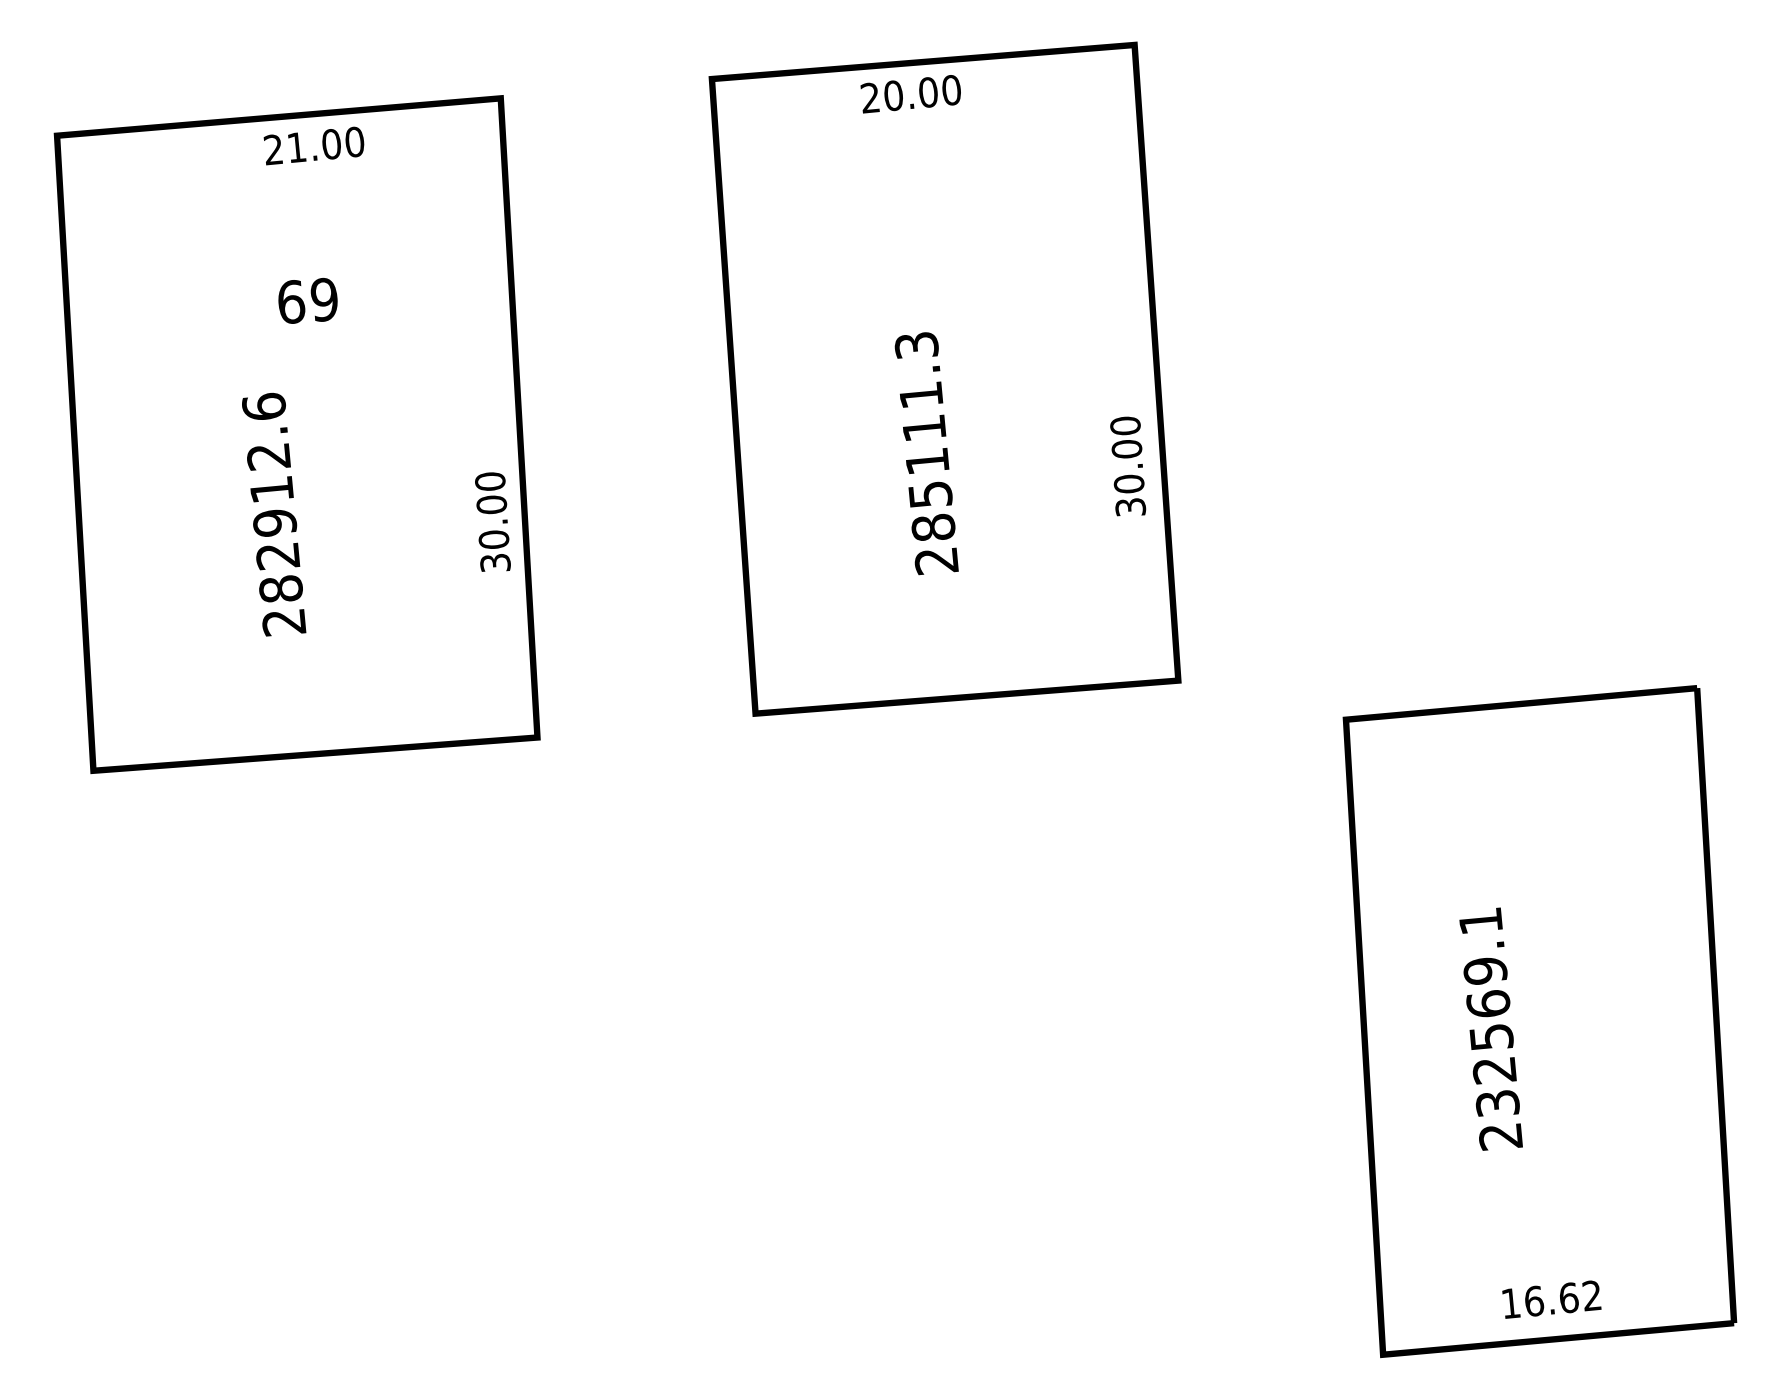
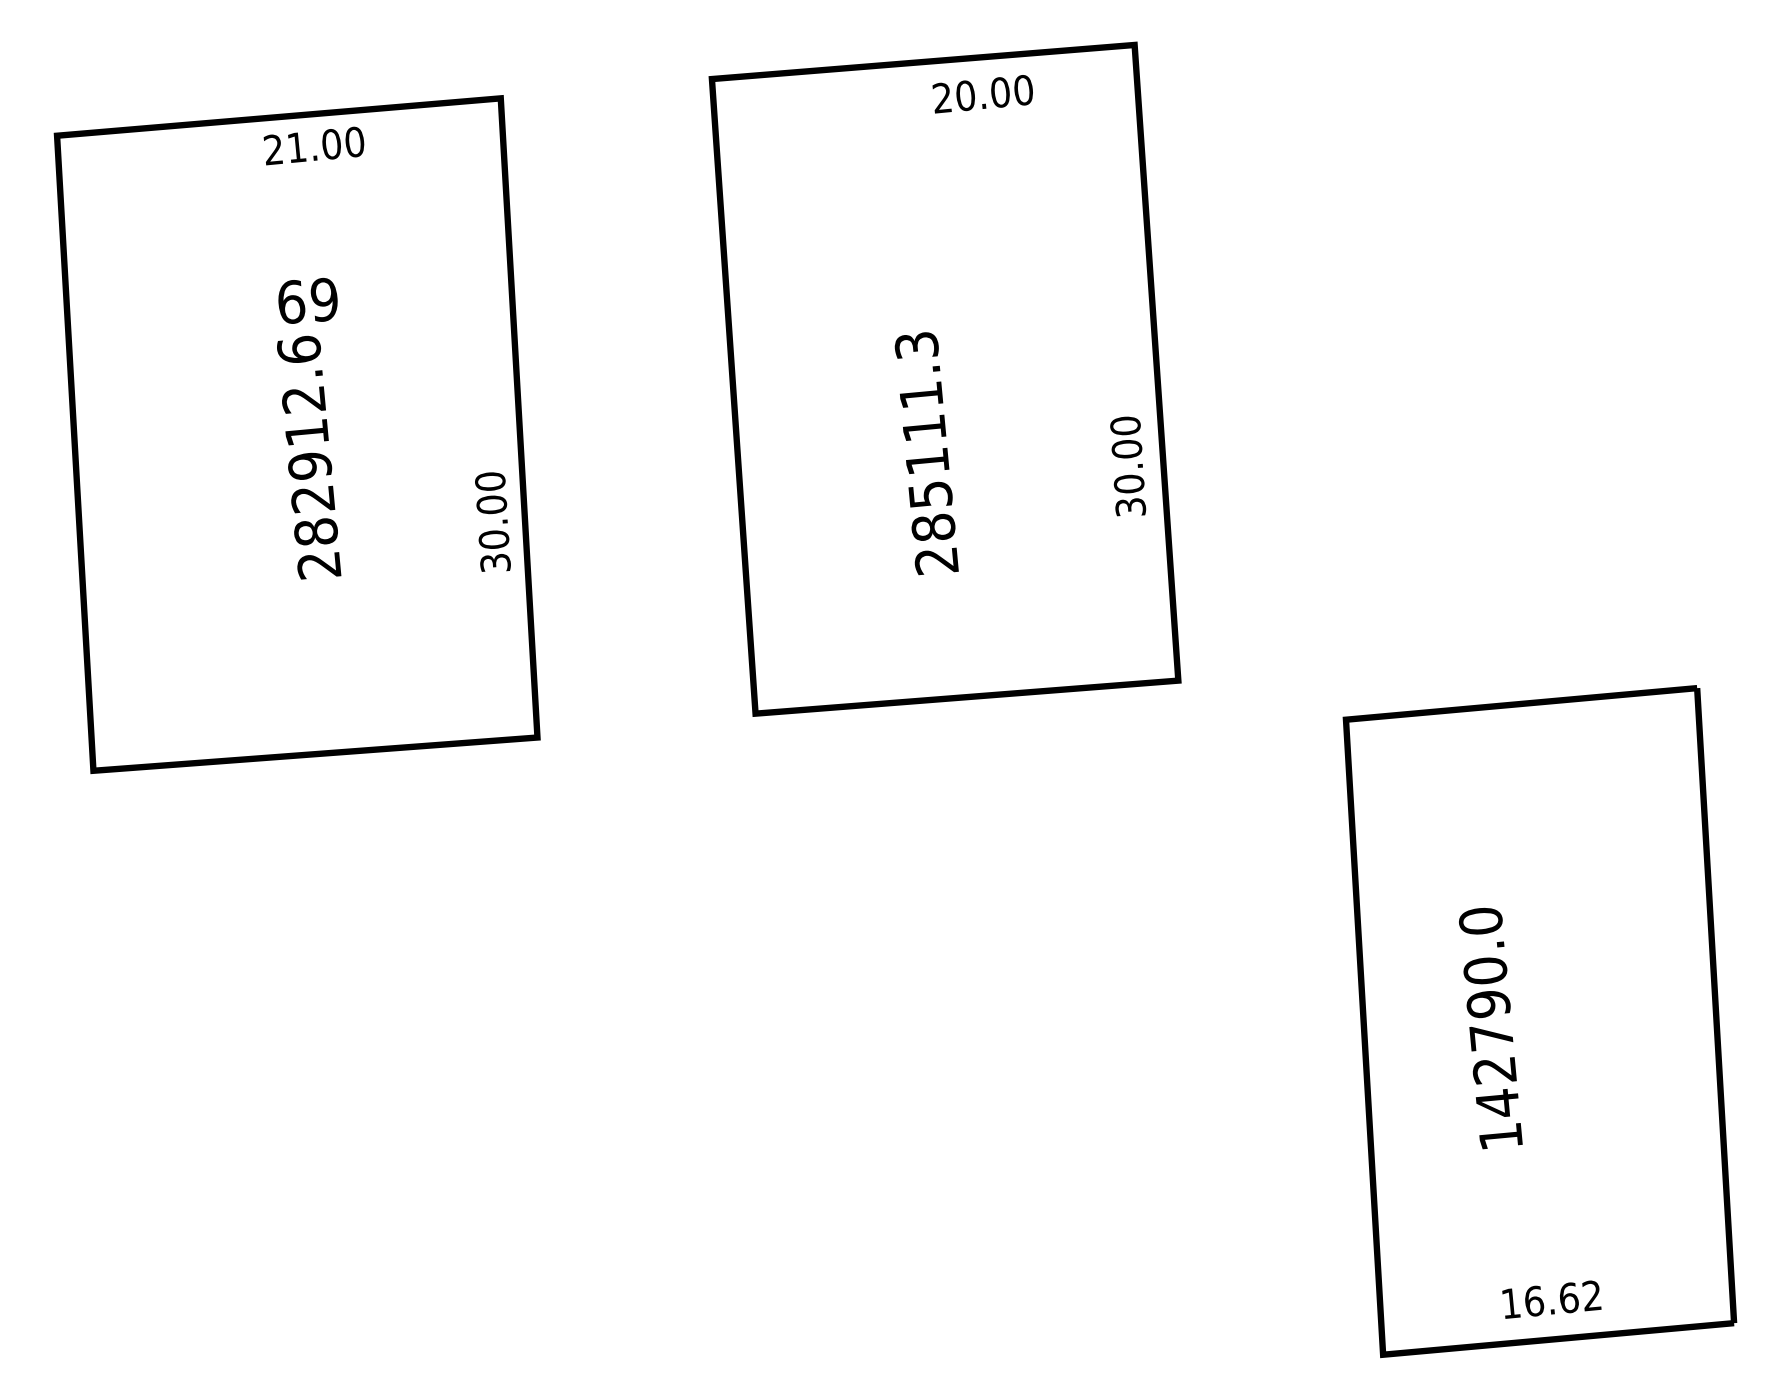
text position: (910, 94) -> (982, 94) (982, 94)
text position: (274, 514) -> (309, 457) (309, 457)
text: 232569.1 -> 142790.0 (1490, 1028)
